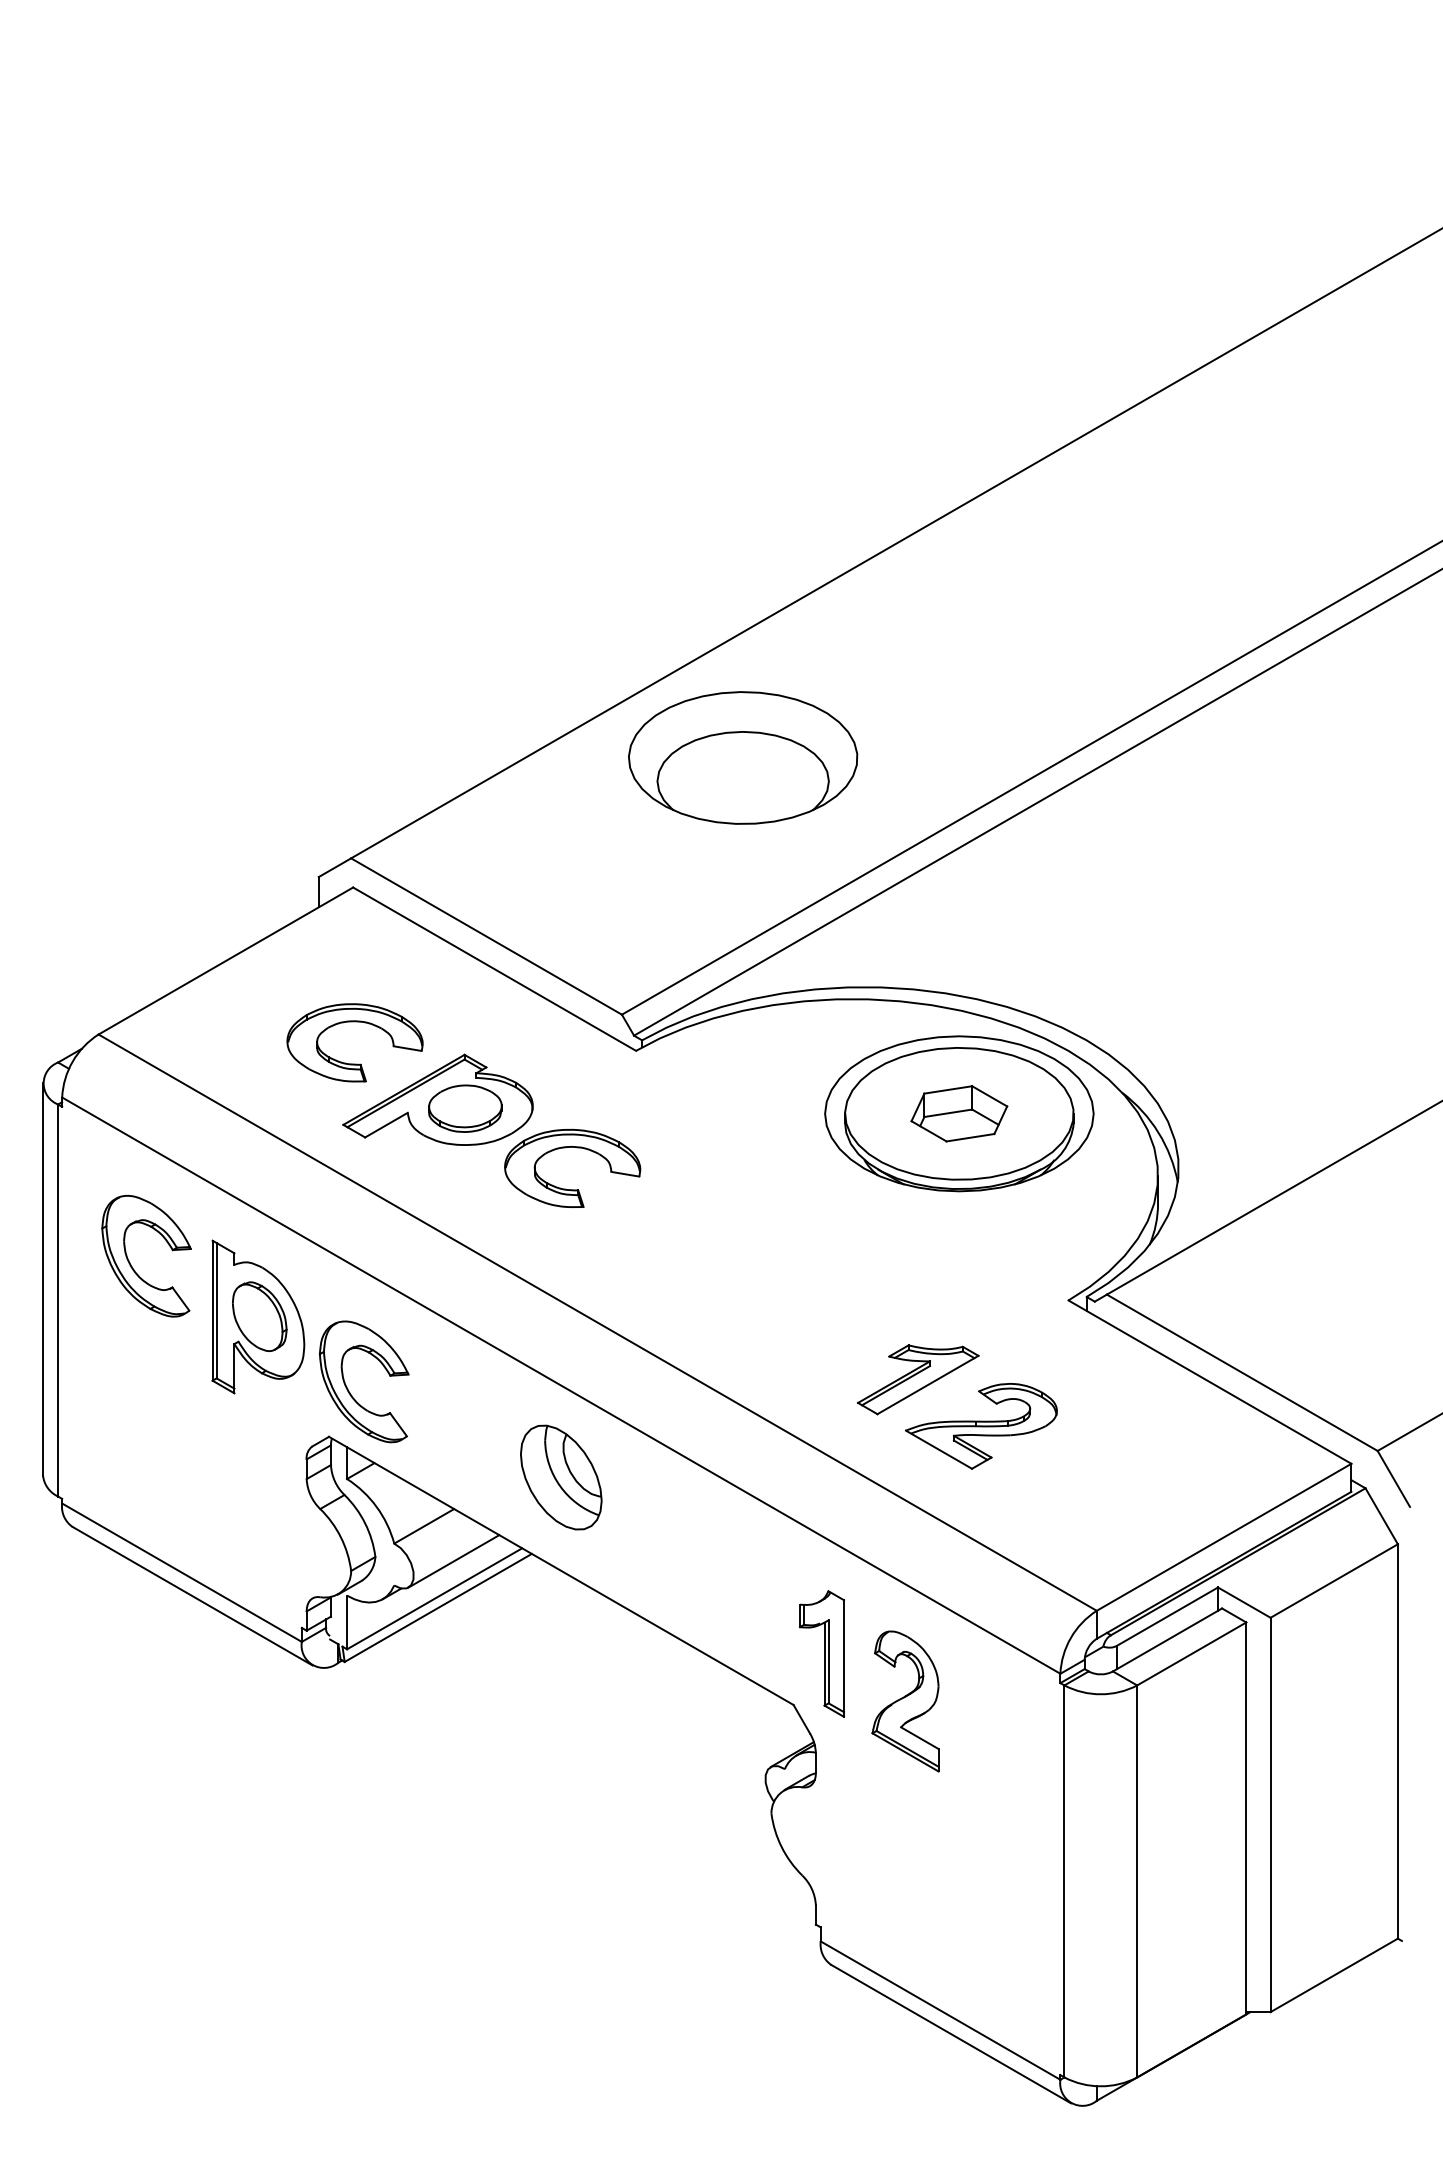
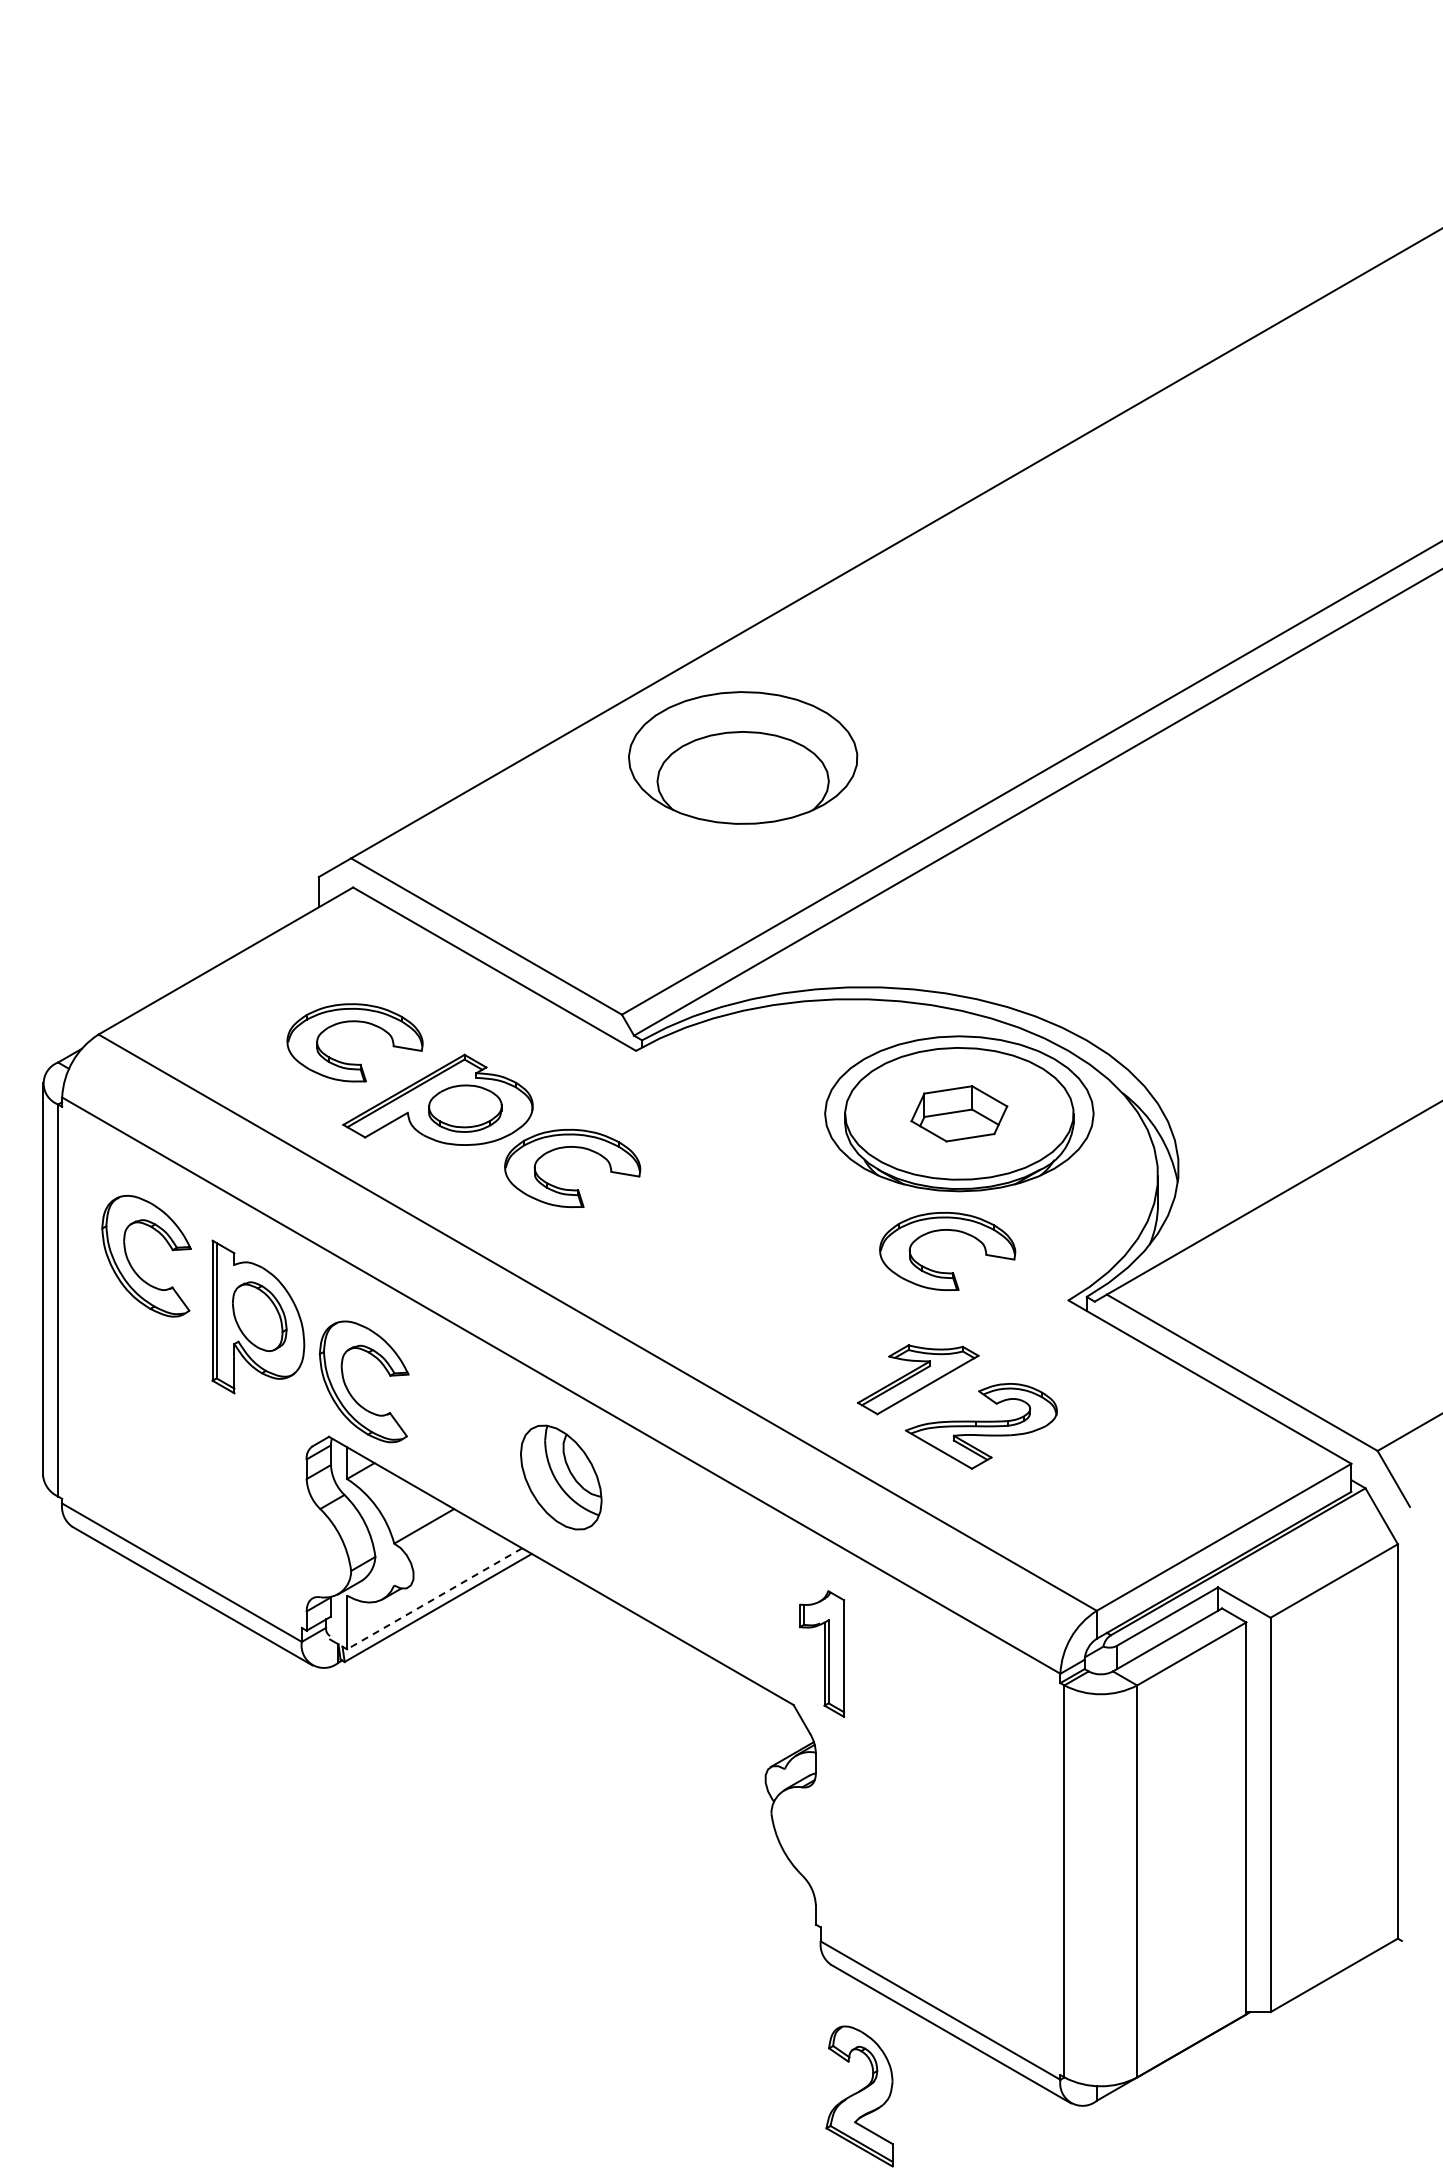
part: none -> present (951, 1231)
line: present -> none (453, 1561)
line: solid -> dashed (434, 1599)
part position: (905, 1701) -> (859, 2096) (859, 2096)
